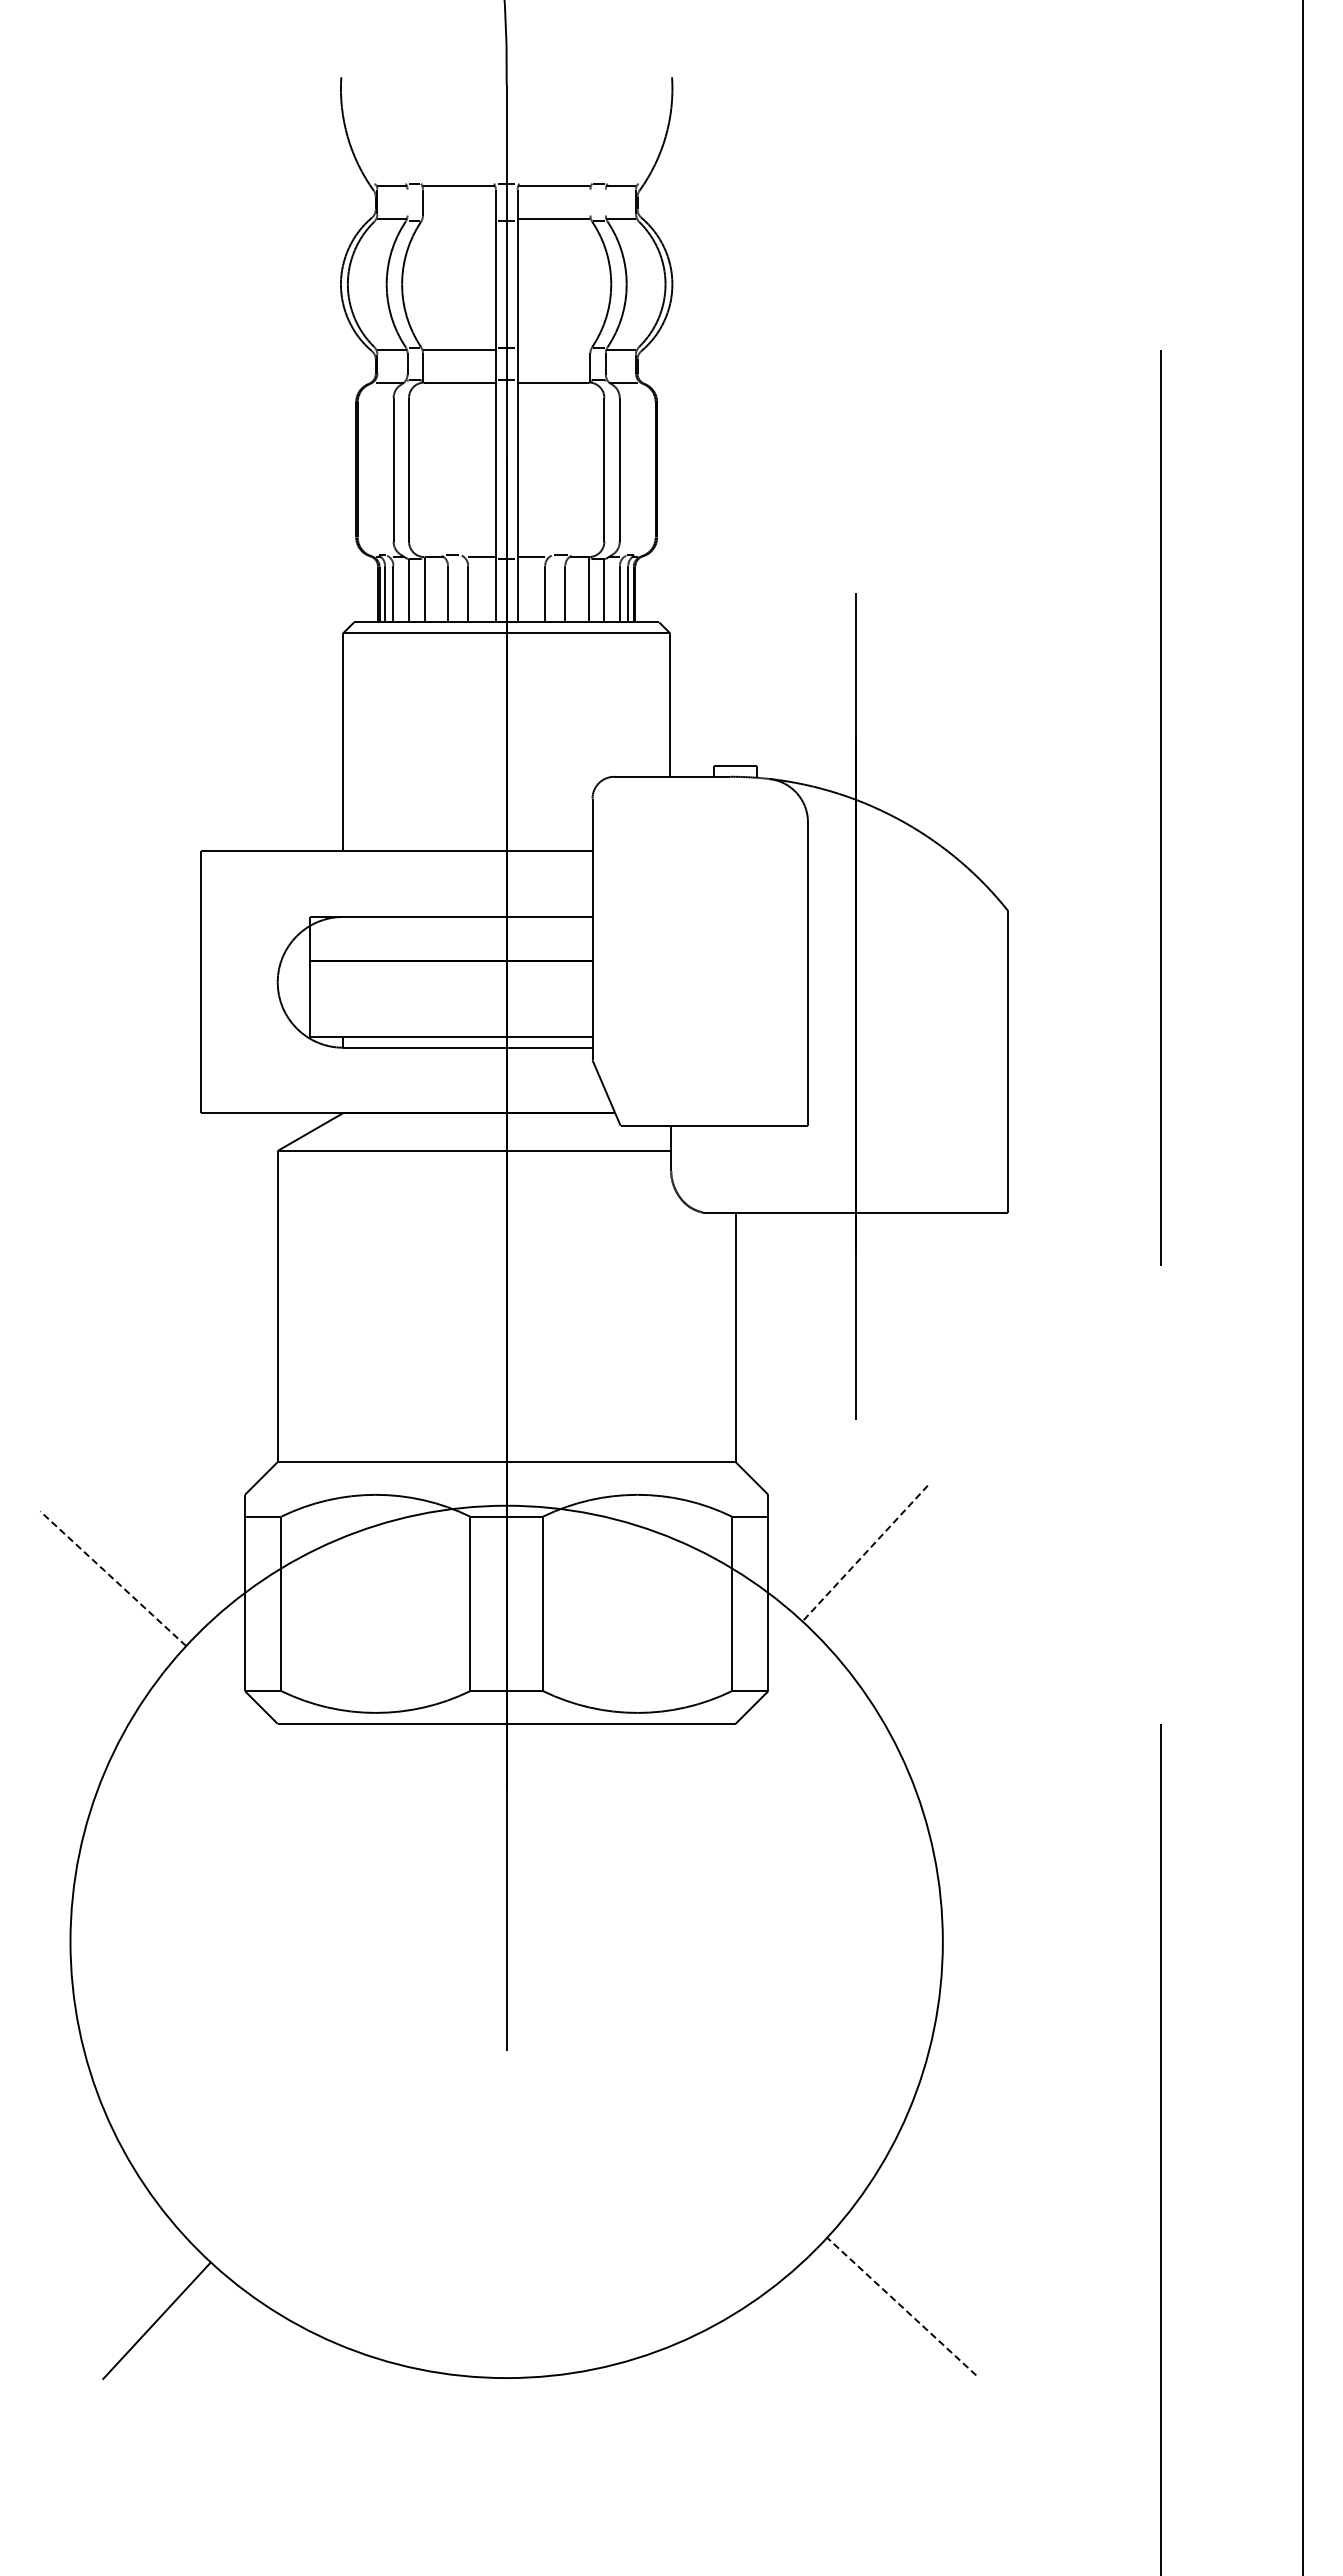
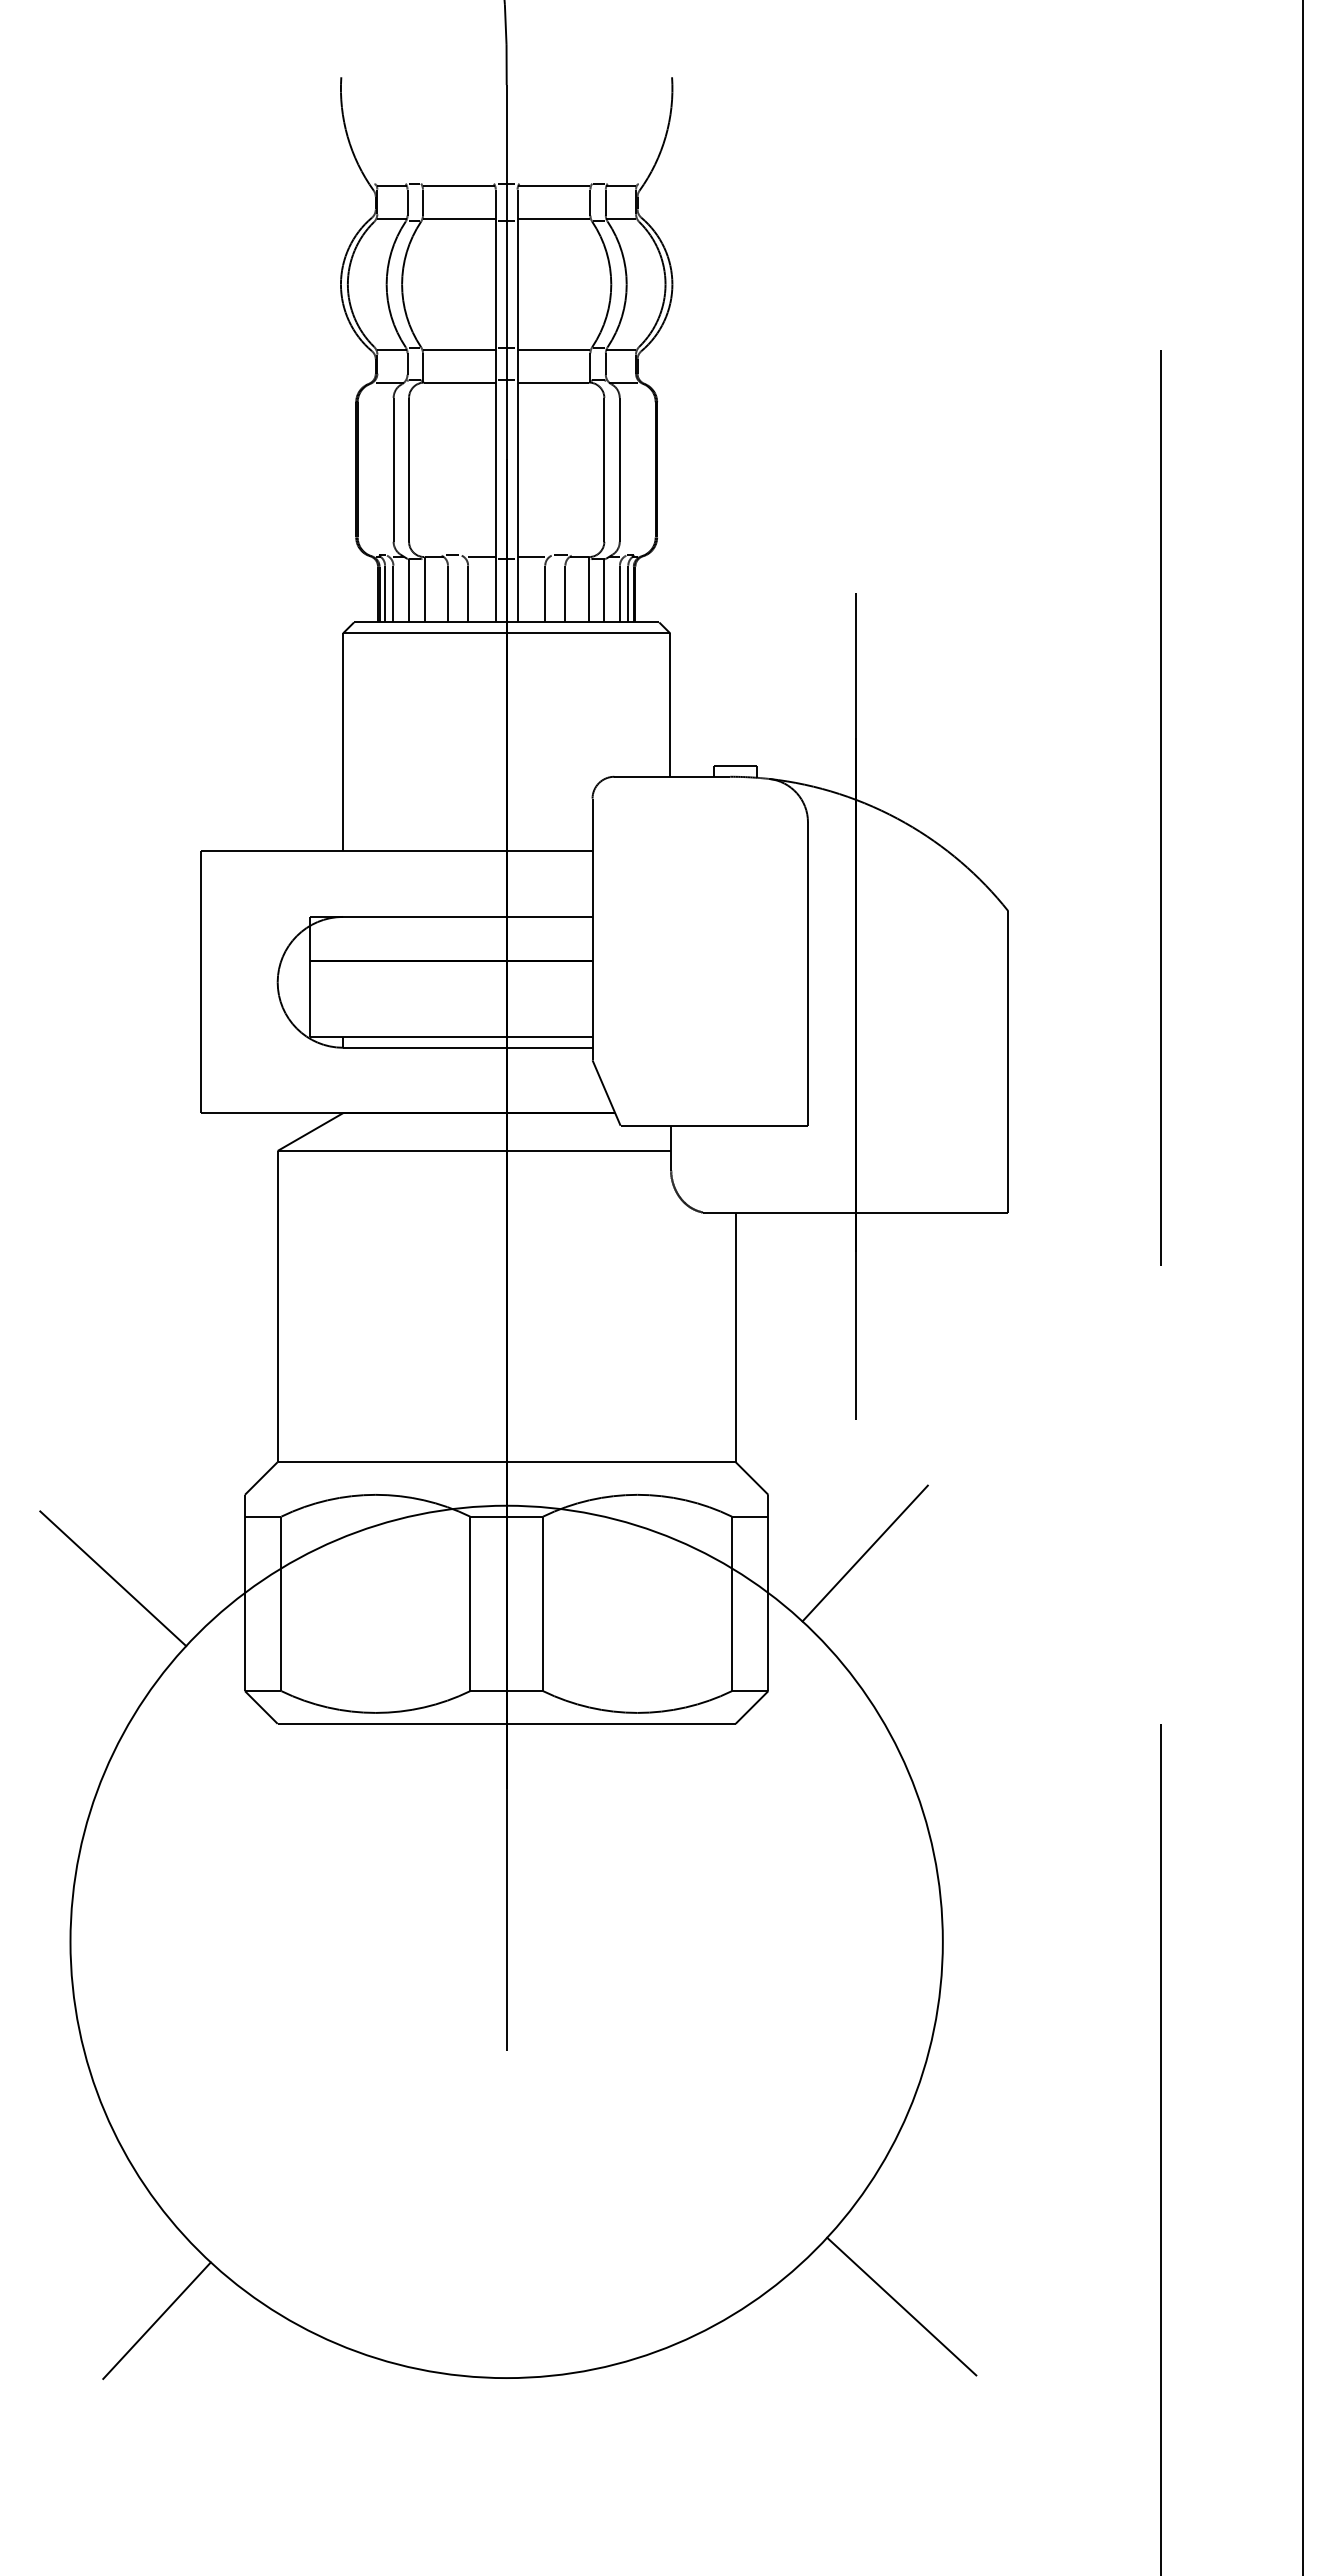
line: none -> present (407, 202)
line: none -> present (590, 202)
line: none -> present (605, 202)
line: none -> present (458, 219)
line: none -> present (553, 349)
line: dashed -> solid (864, 1553)
line: dashed -> solid (112, 1578)
line: dashed -> solid (901, 2306)
